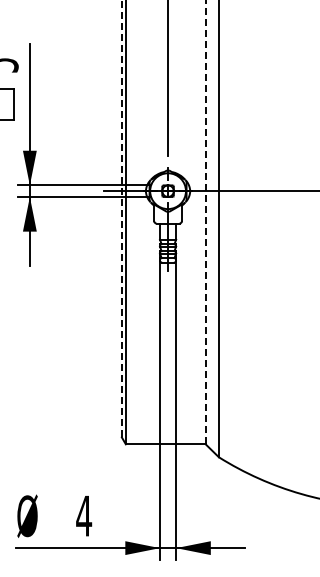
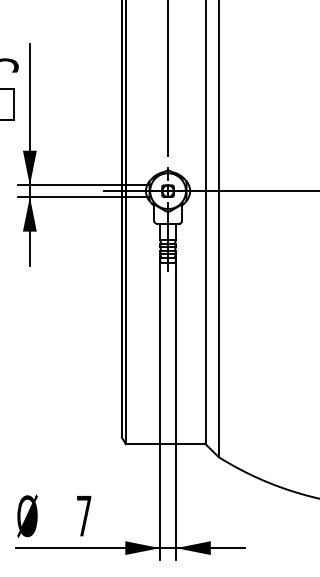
line: dashed -> solid (121, 218)
line: dashed -> solid (205, 222)
text: 4 -> 7 (84, 515)
